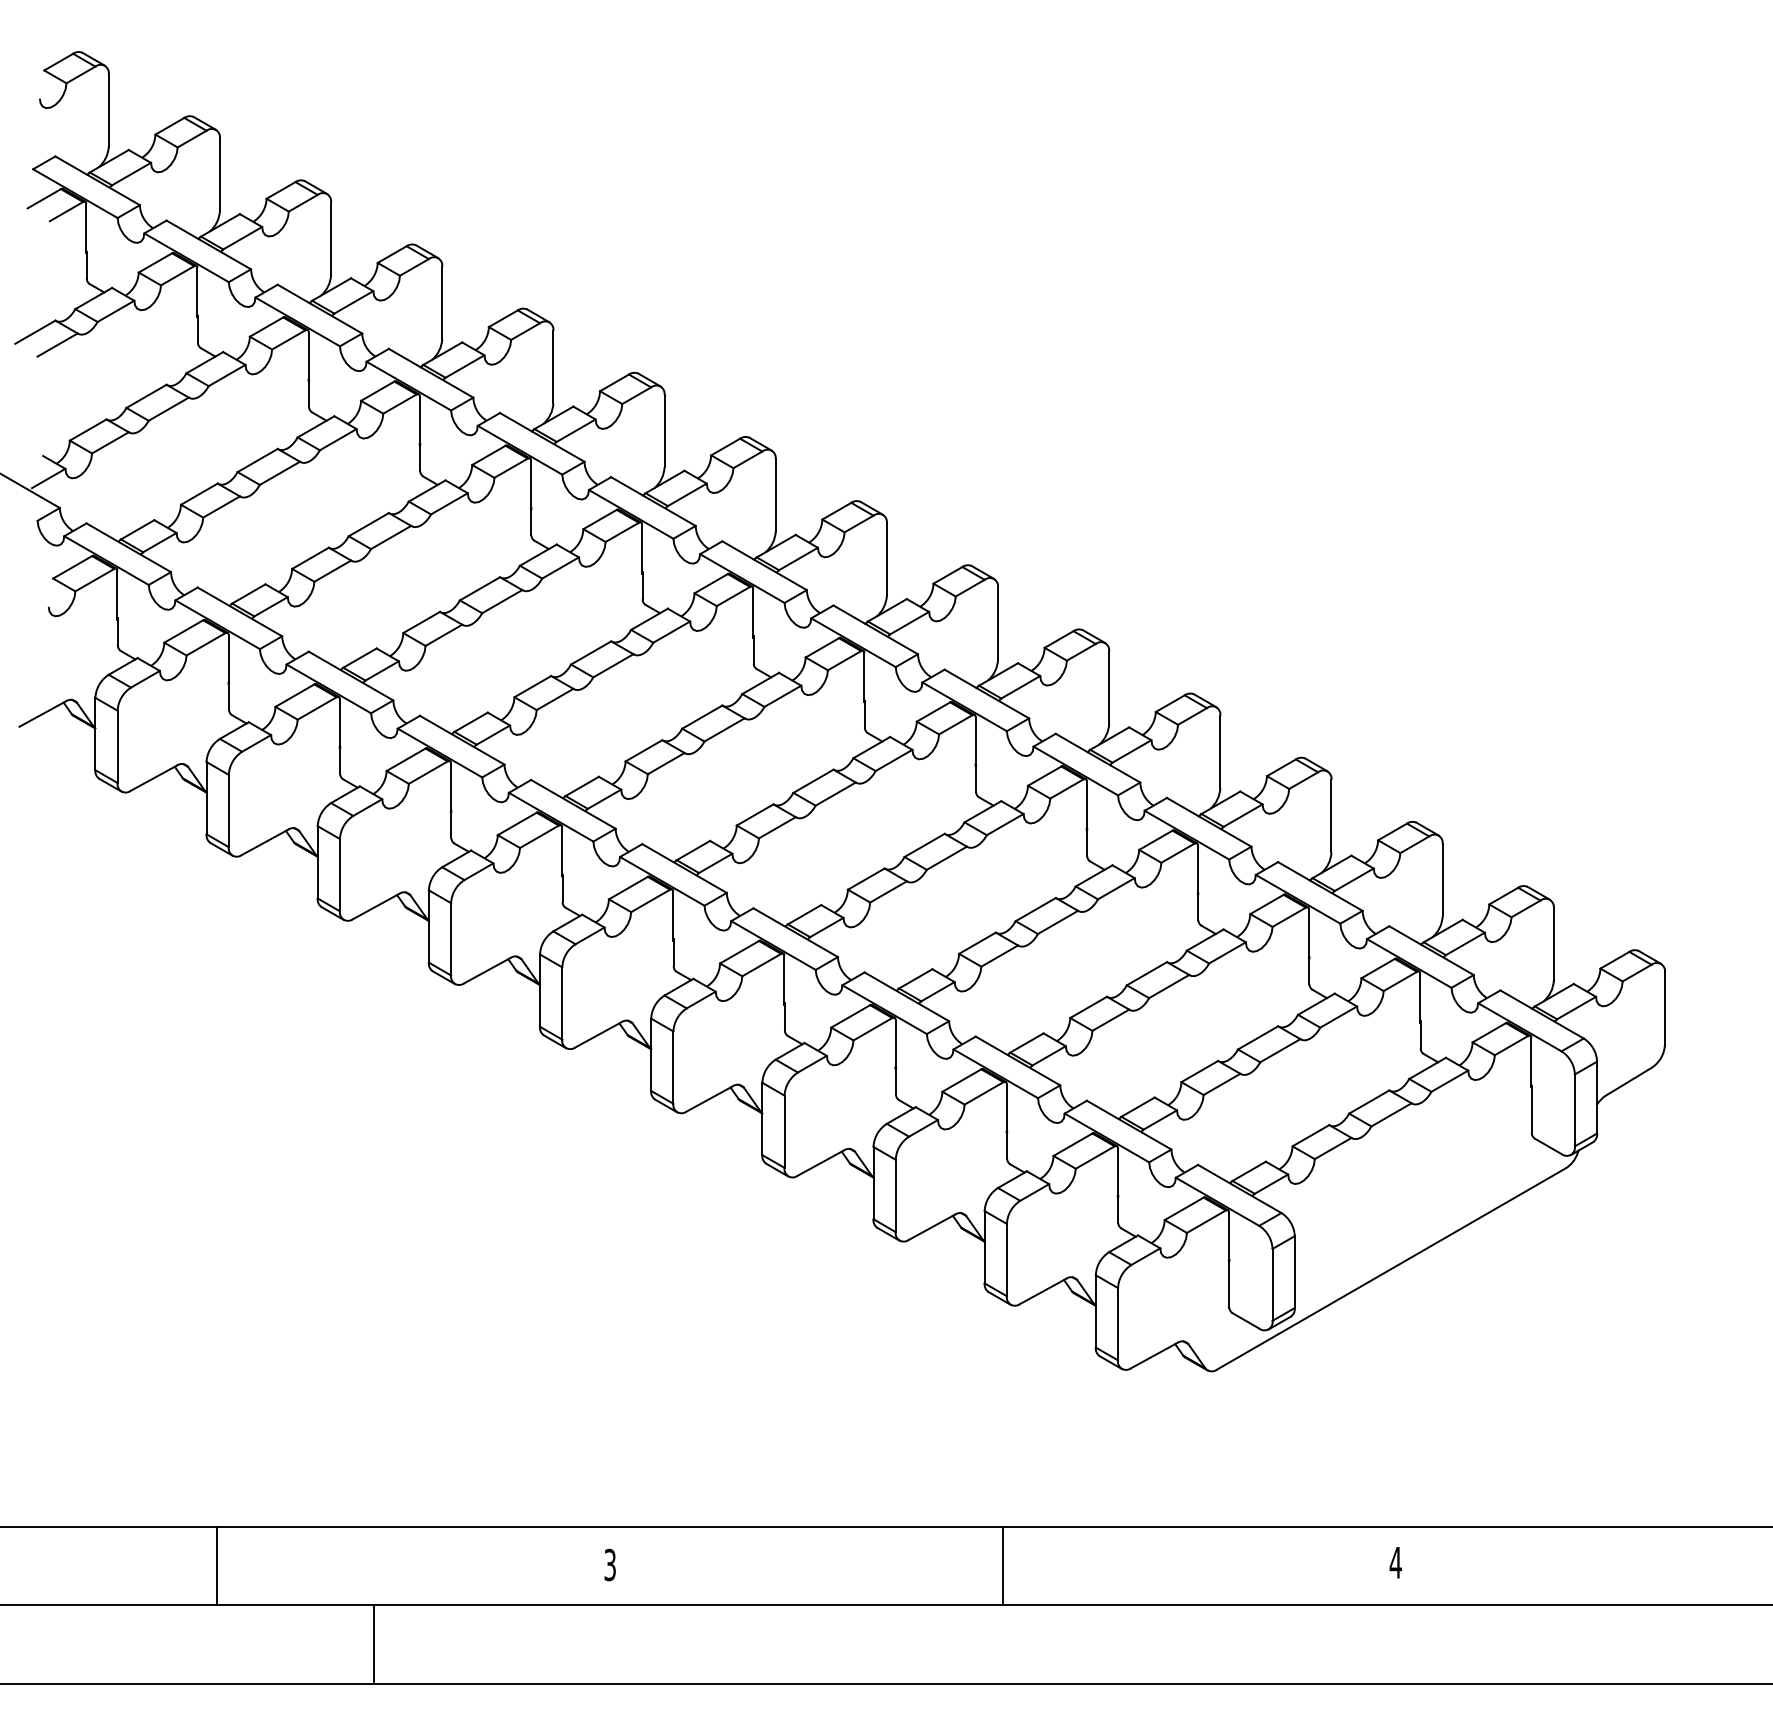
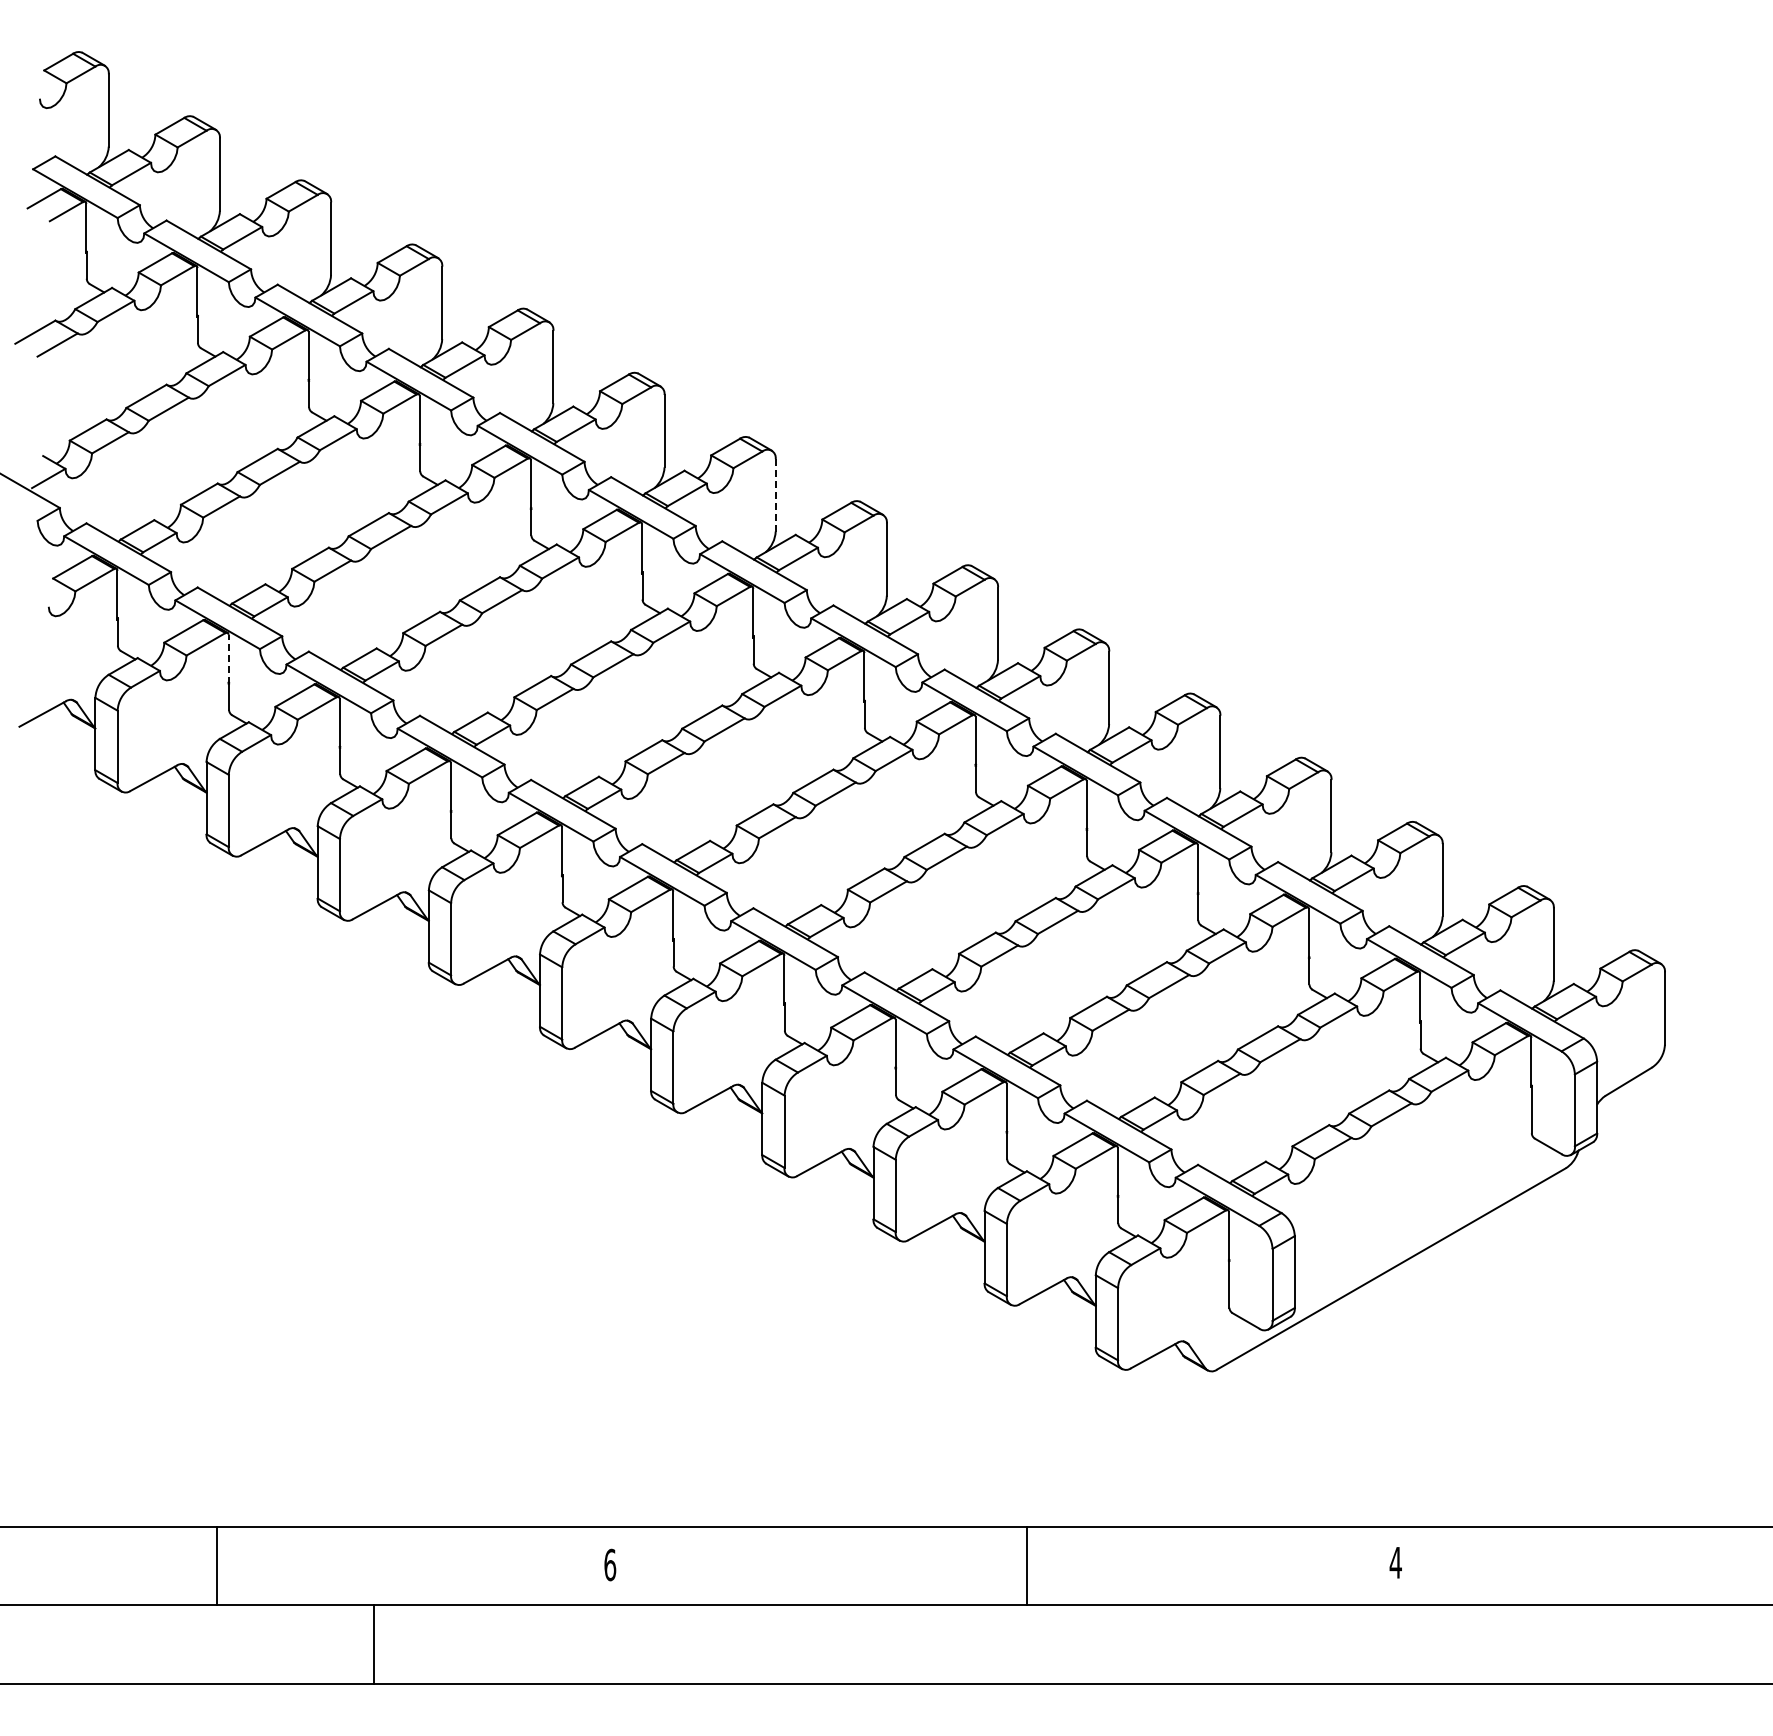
line: solid -> dashed (775, 494)
line: solid -> dashed (228, 659)
text: 3 -> 6 (610, 1564)
line position: (1002, 1565) -> (1026, 1565) (1026, 1565)
